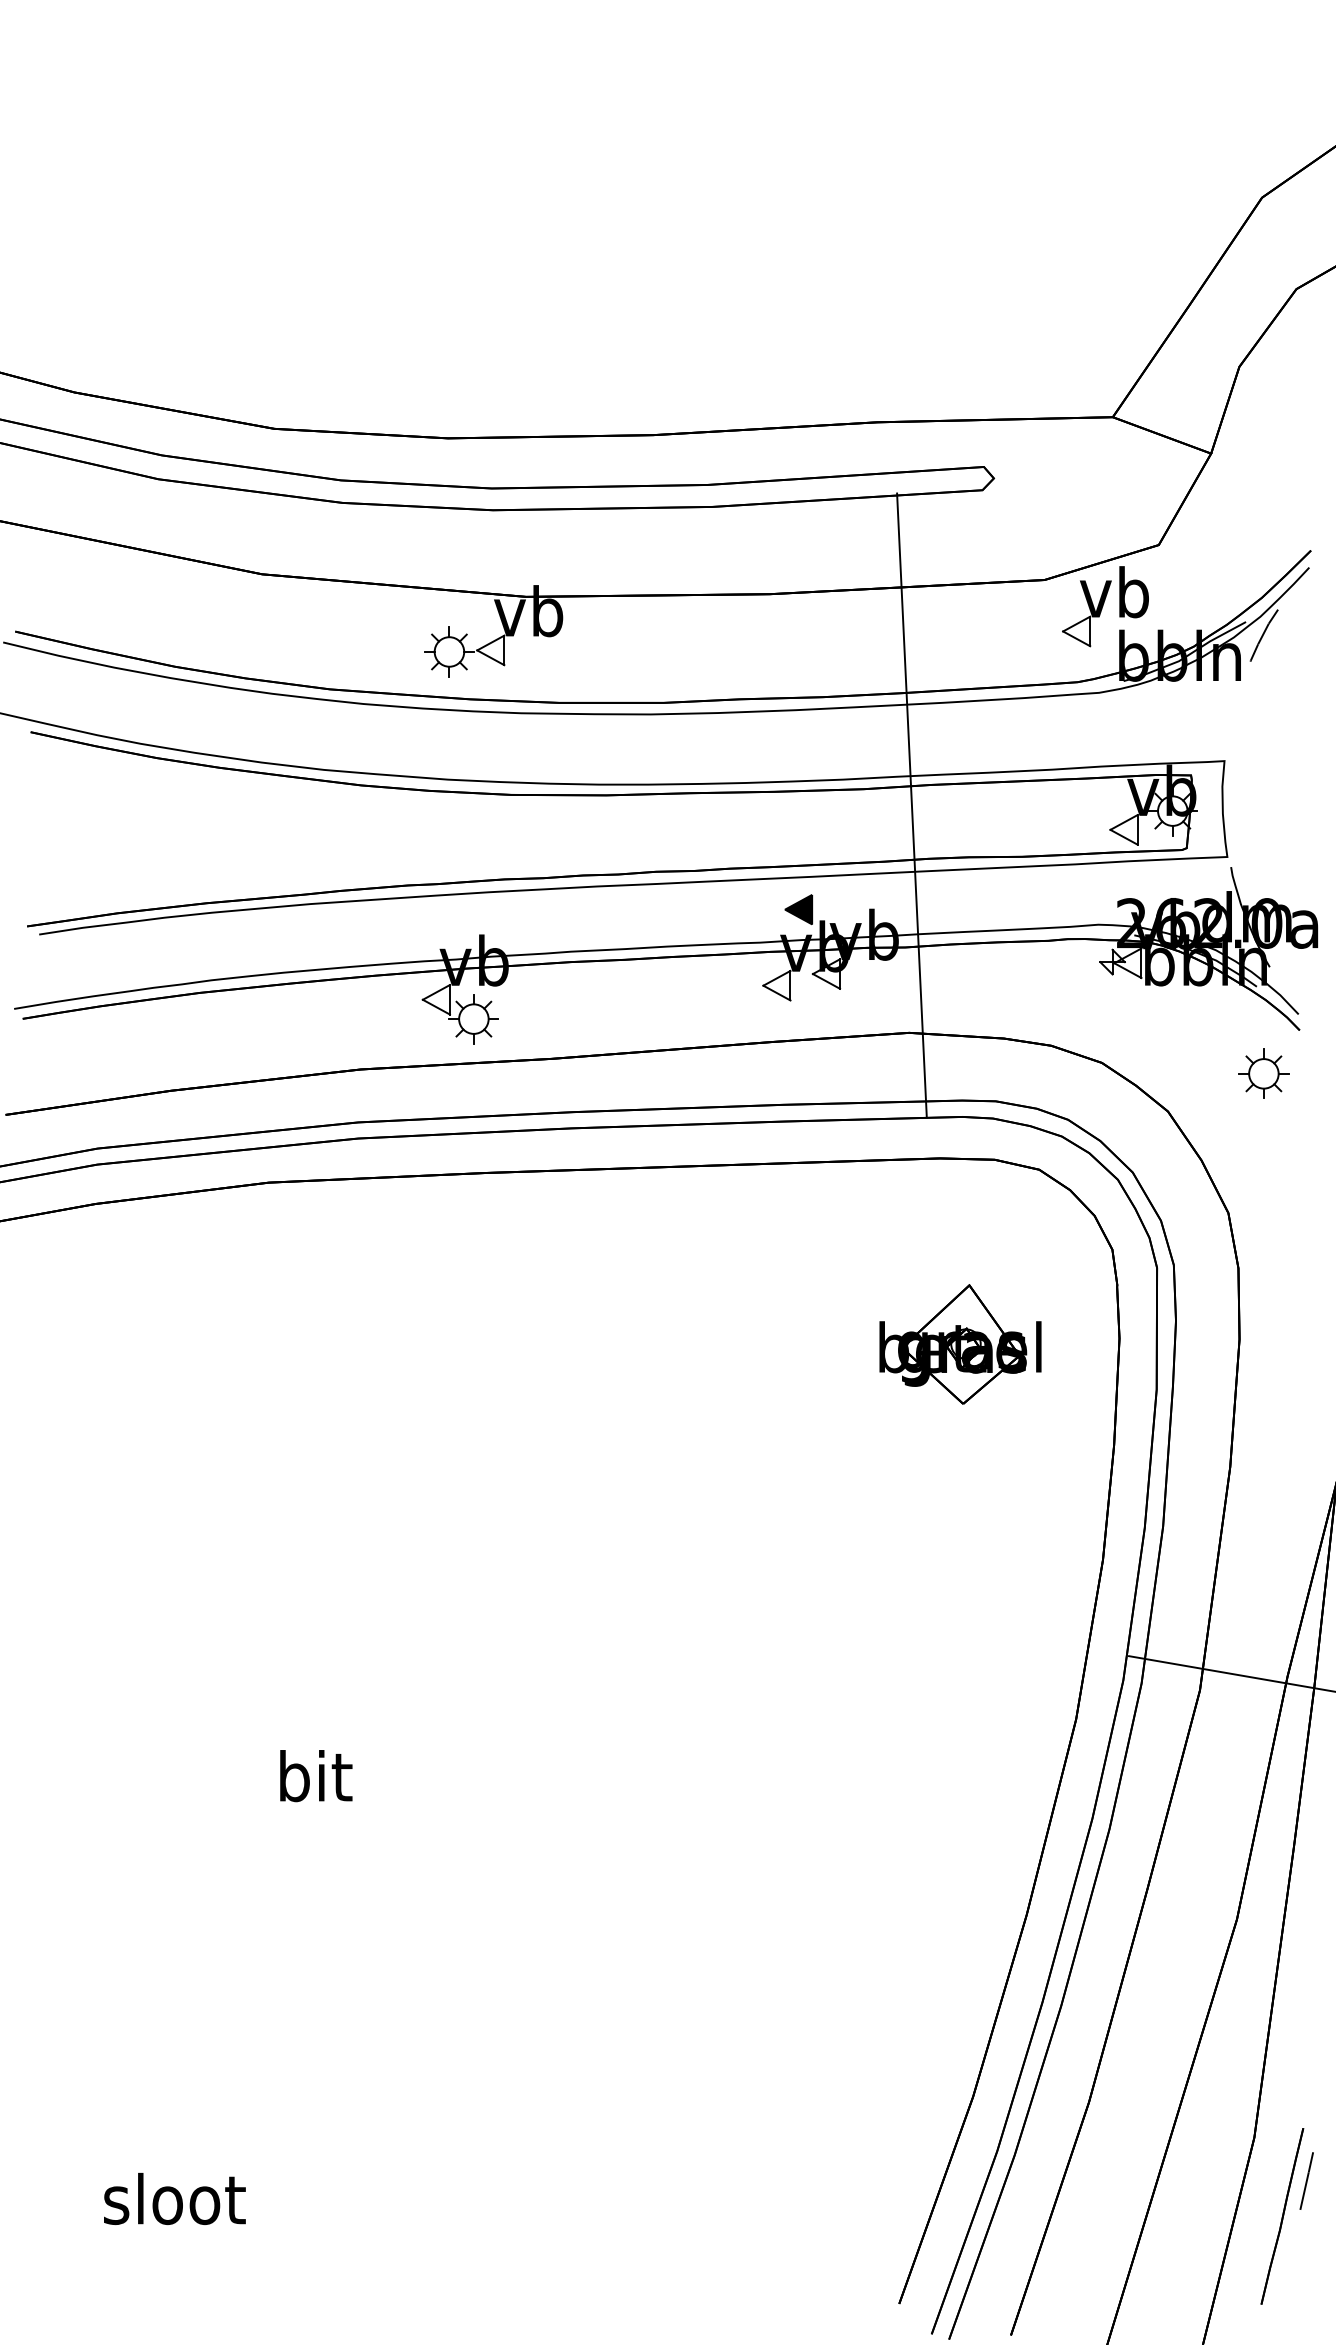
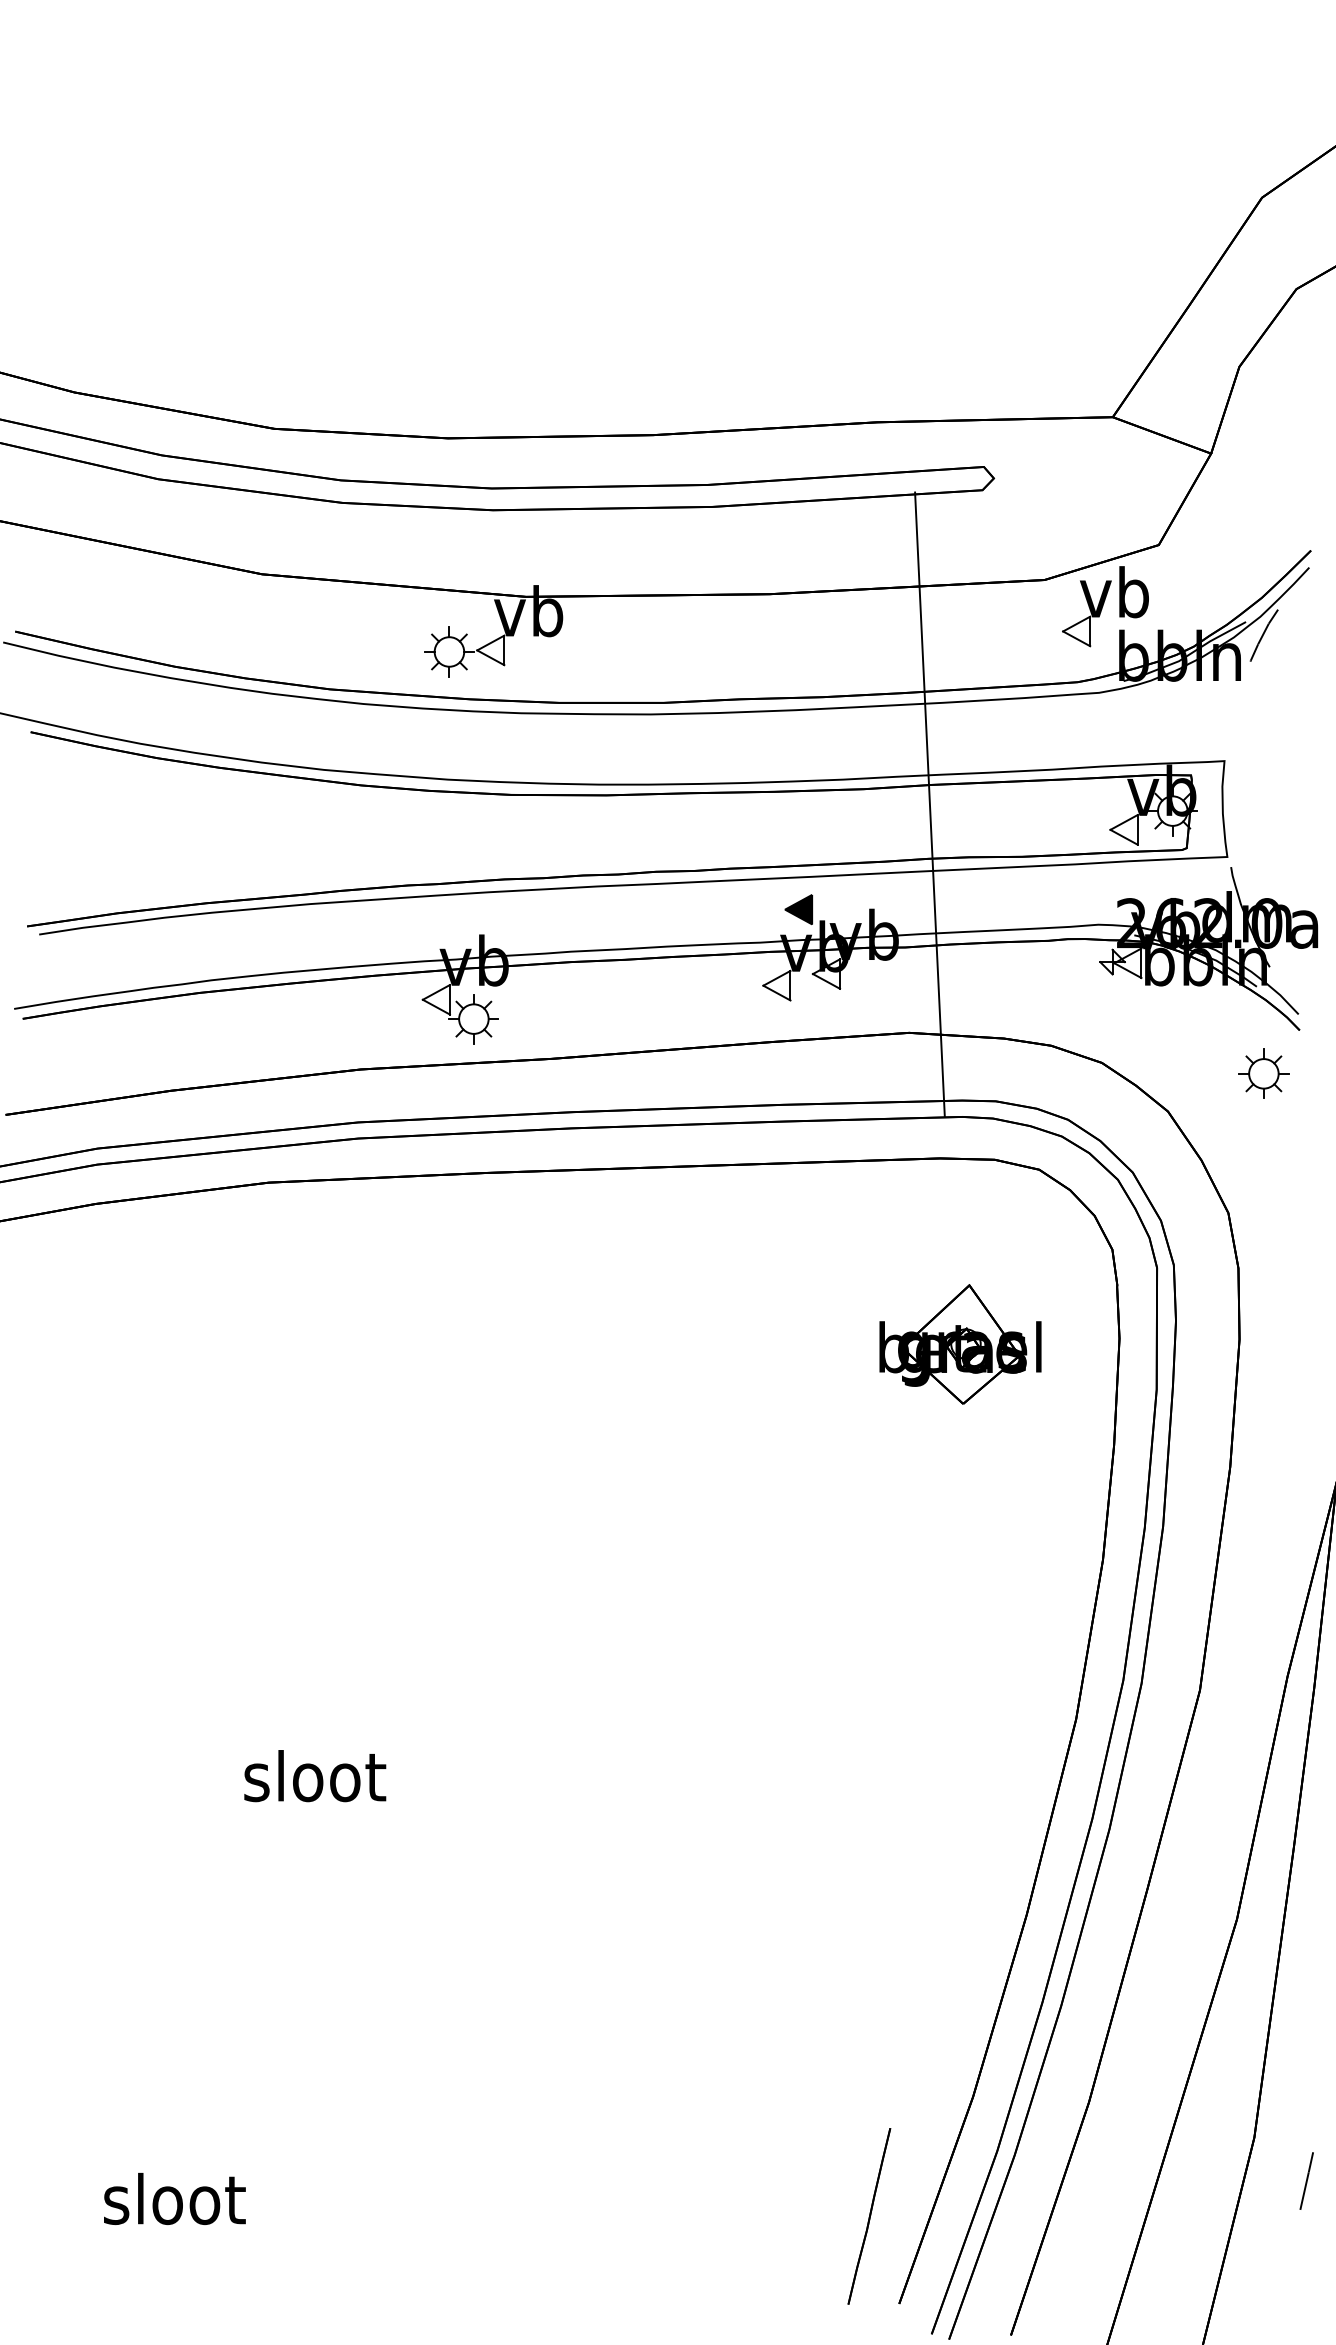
line position: (911, 805) -> (929, 804) (929, 804)
line: present -> none (1230, 1673)
text: bit -> sloot (315, 1776)
line position: (1282, 2216) -> (869, 2216) (869, 2216)
